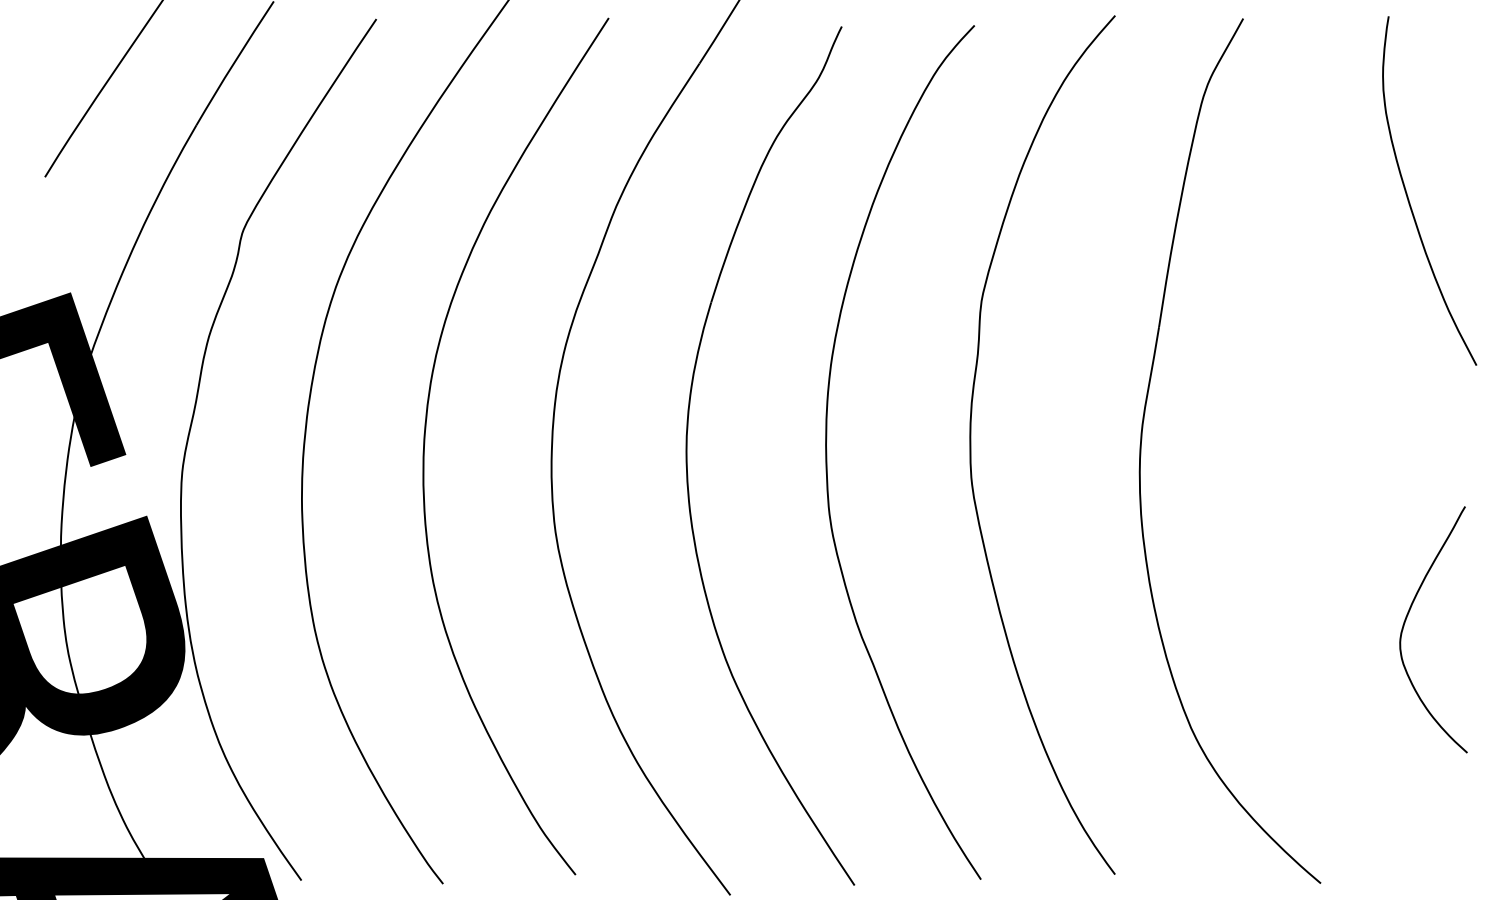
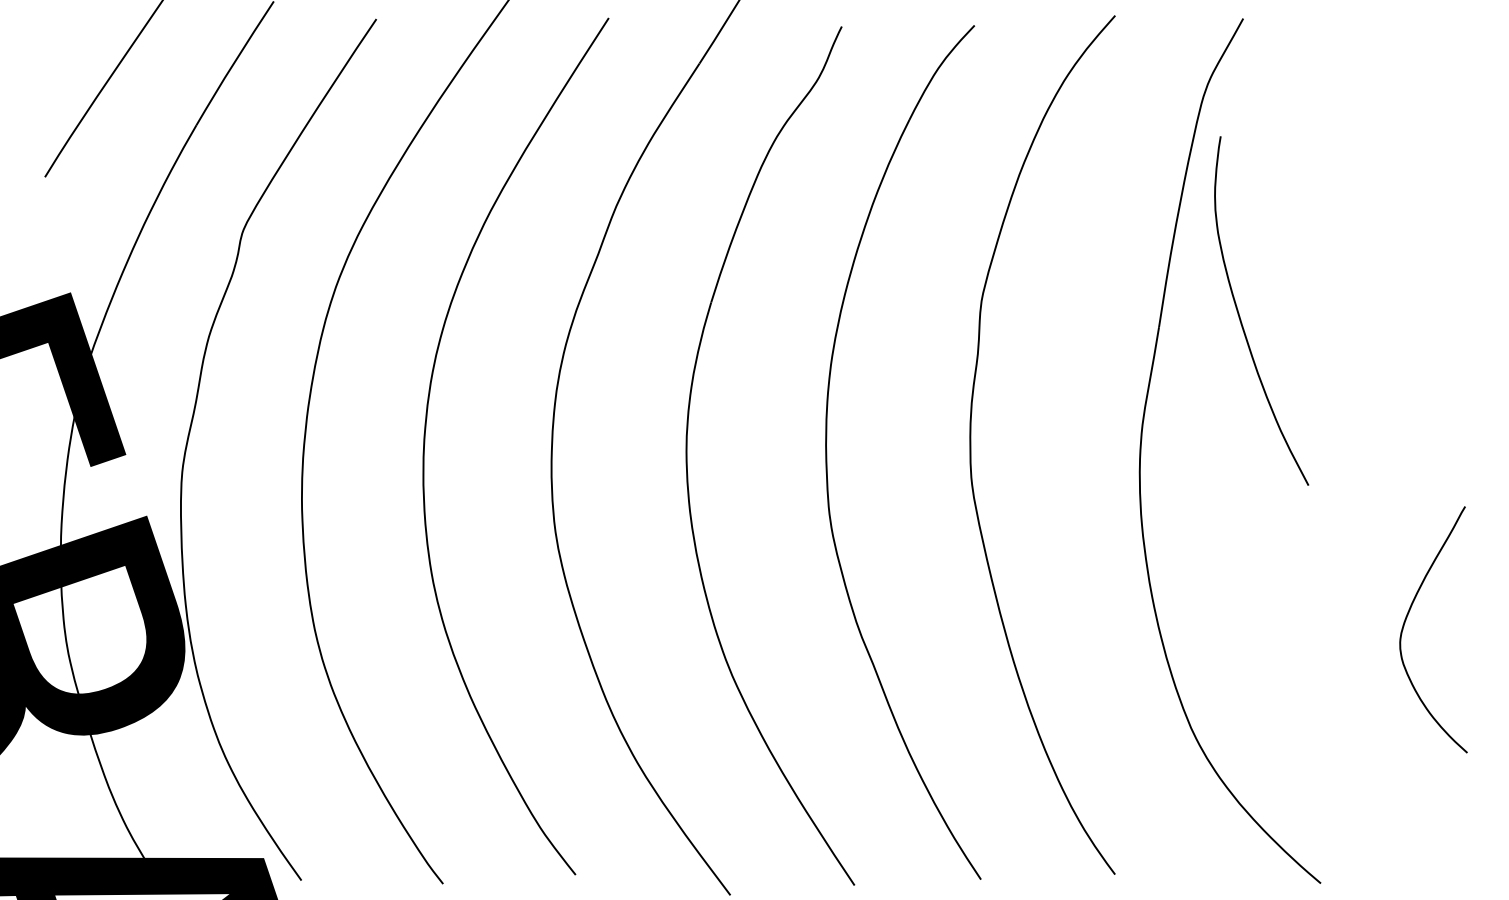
curve position: (1408, 196) -> (1240, 316) (1240, 316)
